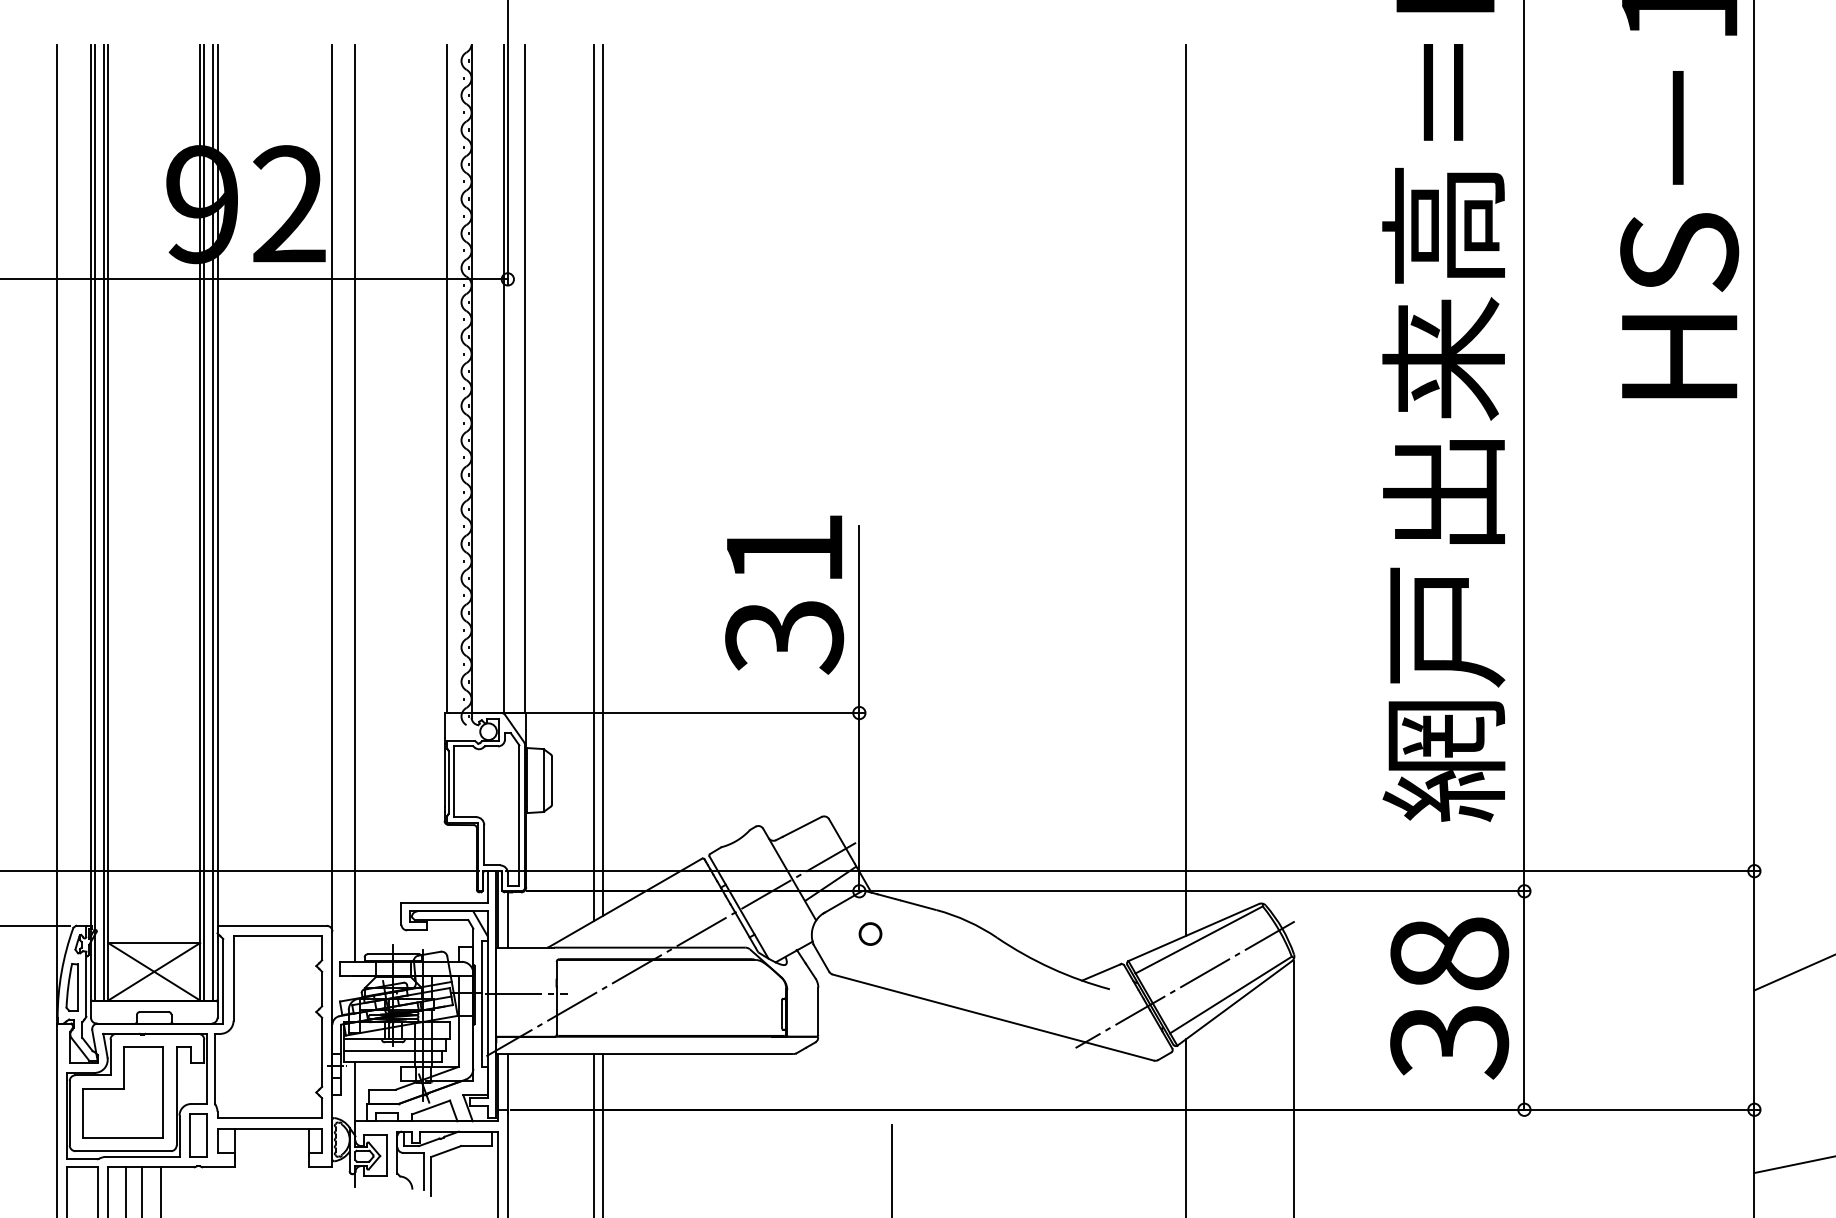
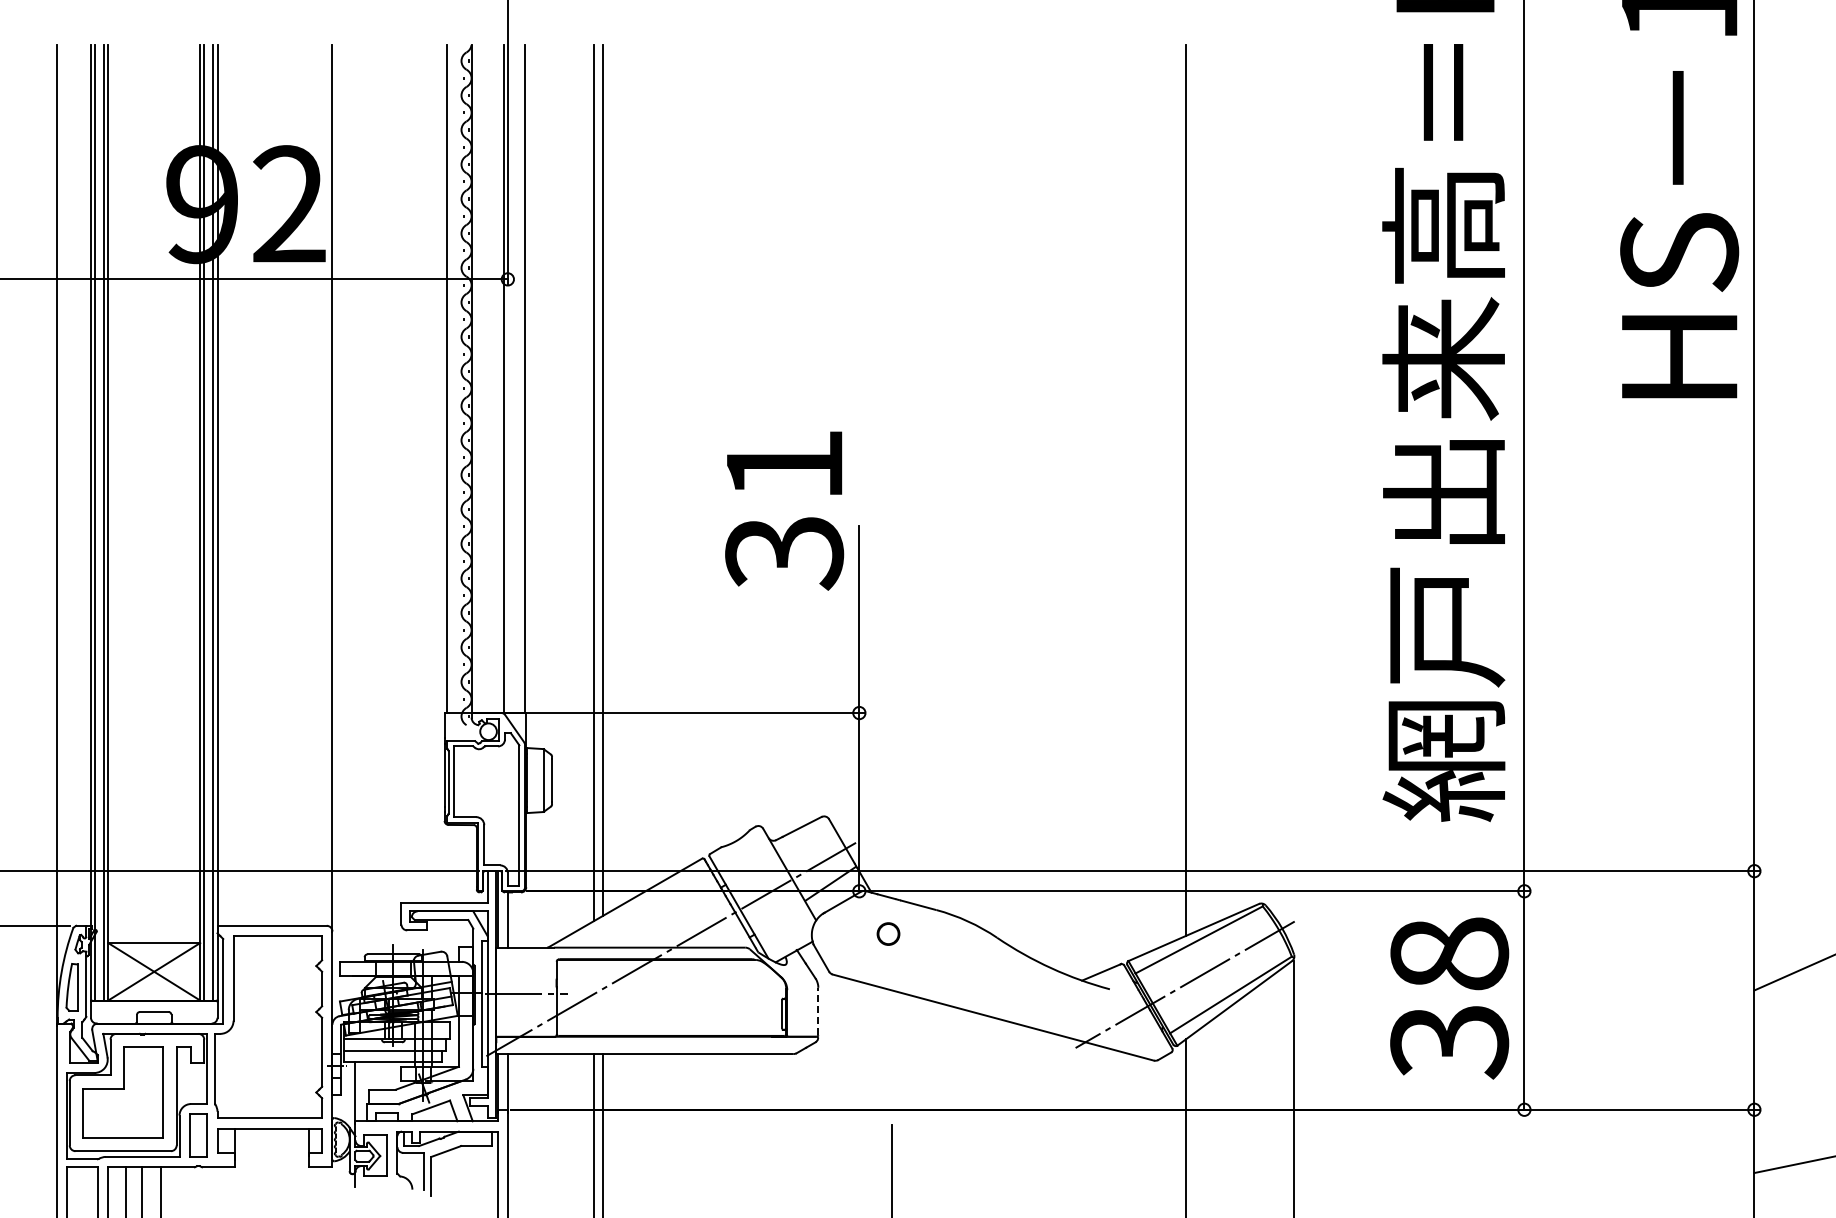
line: present -> none (355, 502)
text position: (784, 594) -> (784, 510) (784, 510)
part position: (870, 933) -> (888, 933) (888, 933)
line: solid -> dashed (818, 1011)
